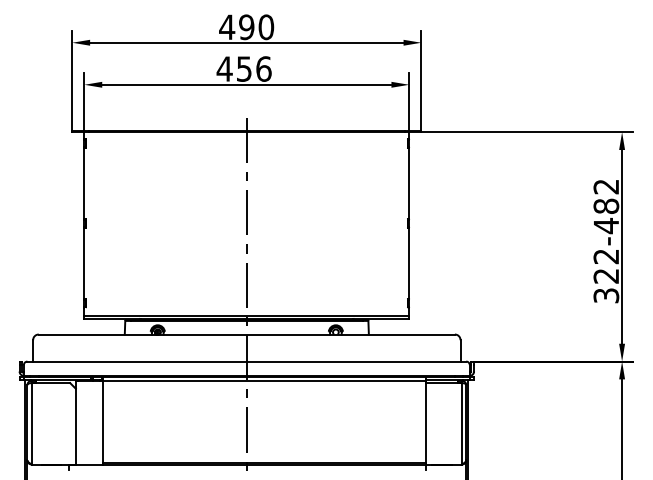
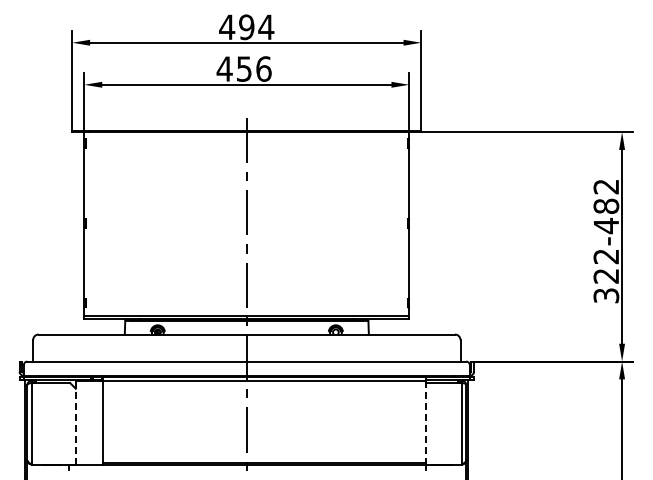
text: 490 -> 494 (266, 27)
line: solid -> dashed (426, 422)
line: solid -> dashed (75, 423)
